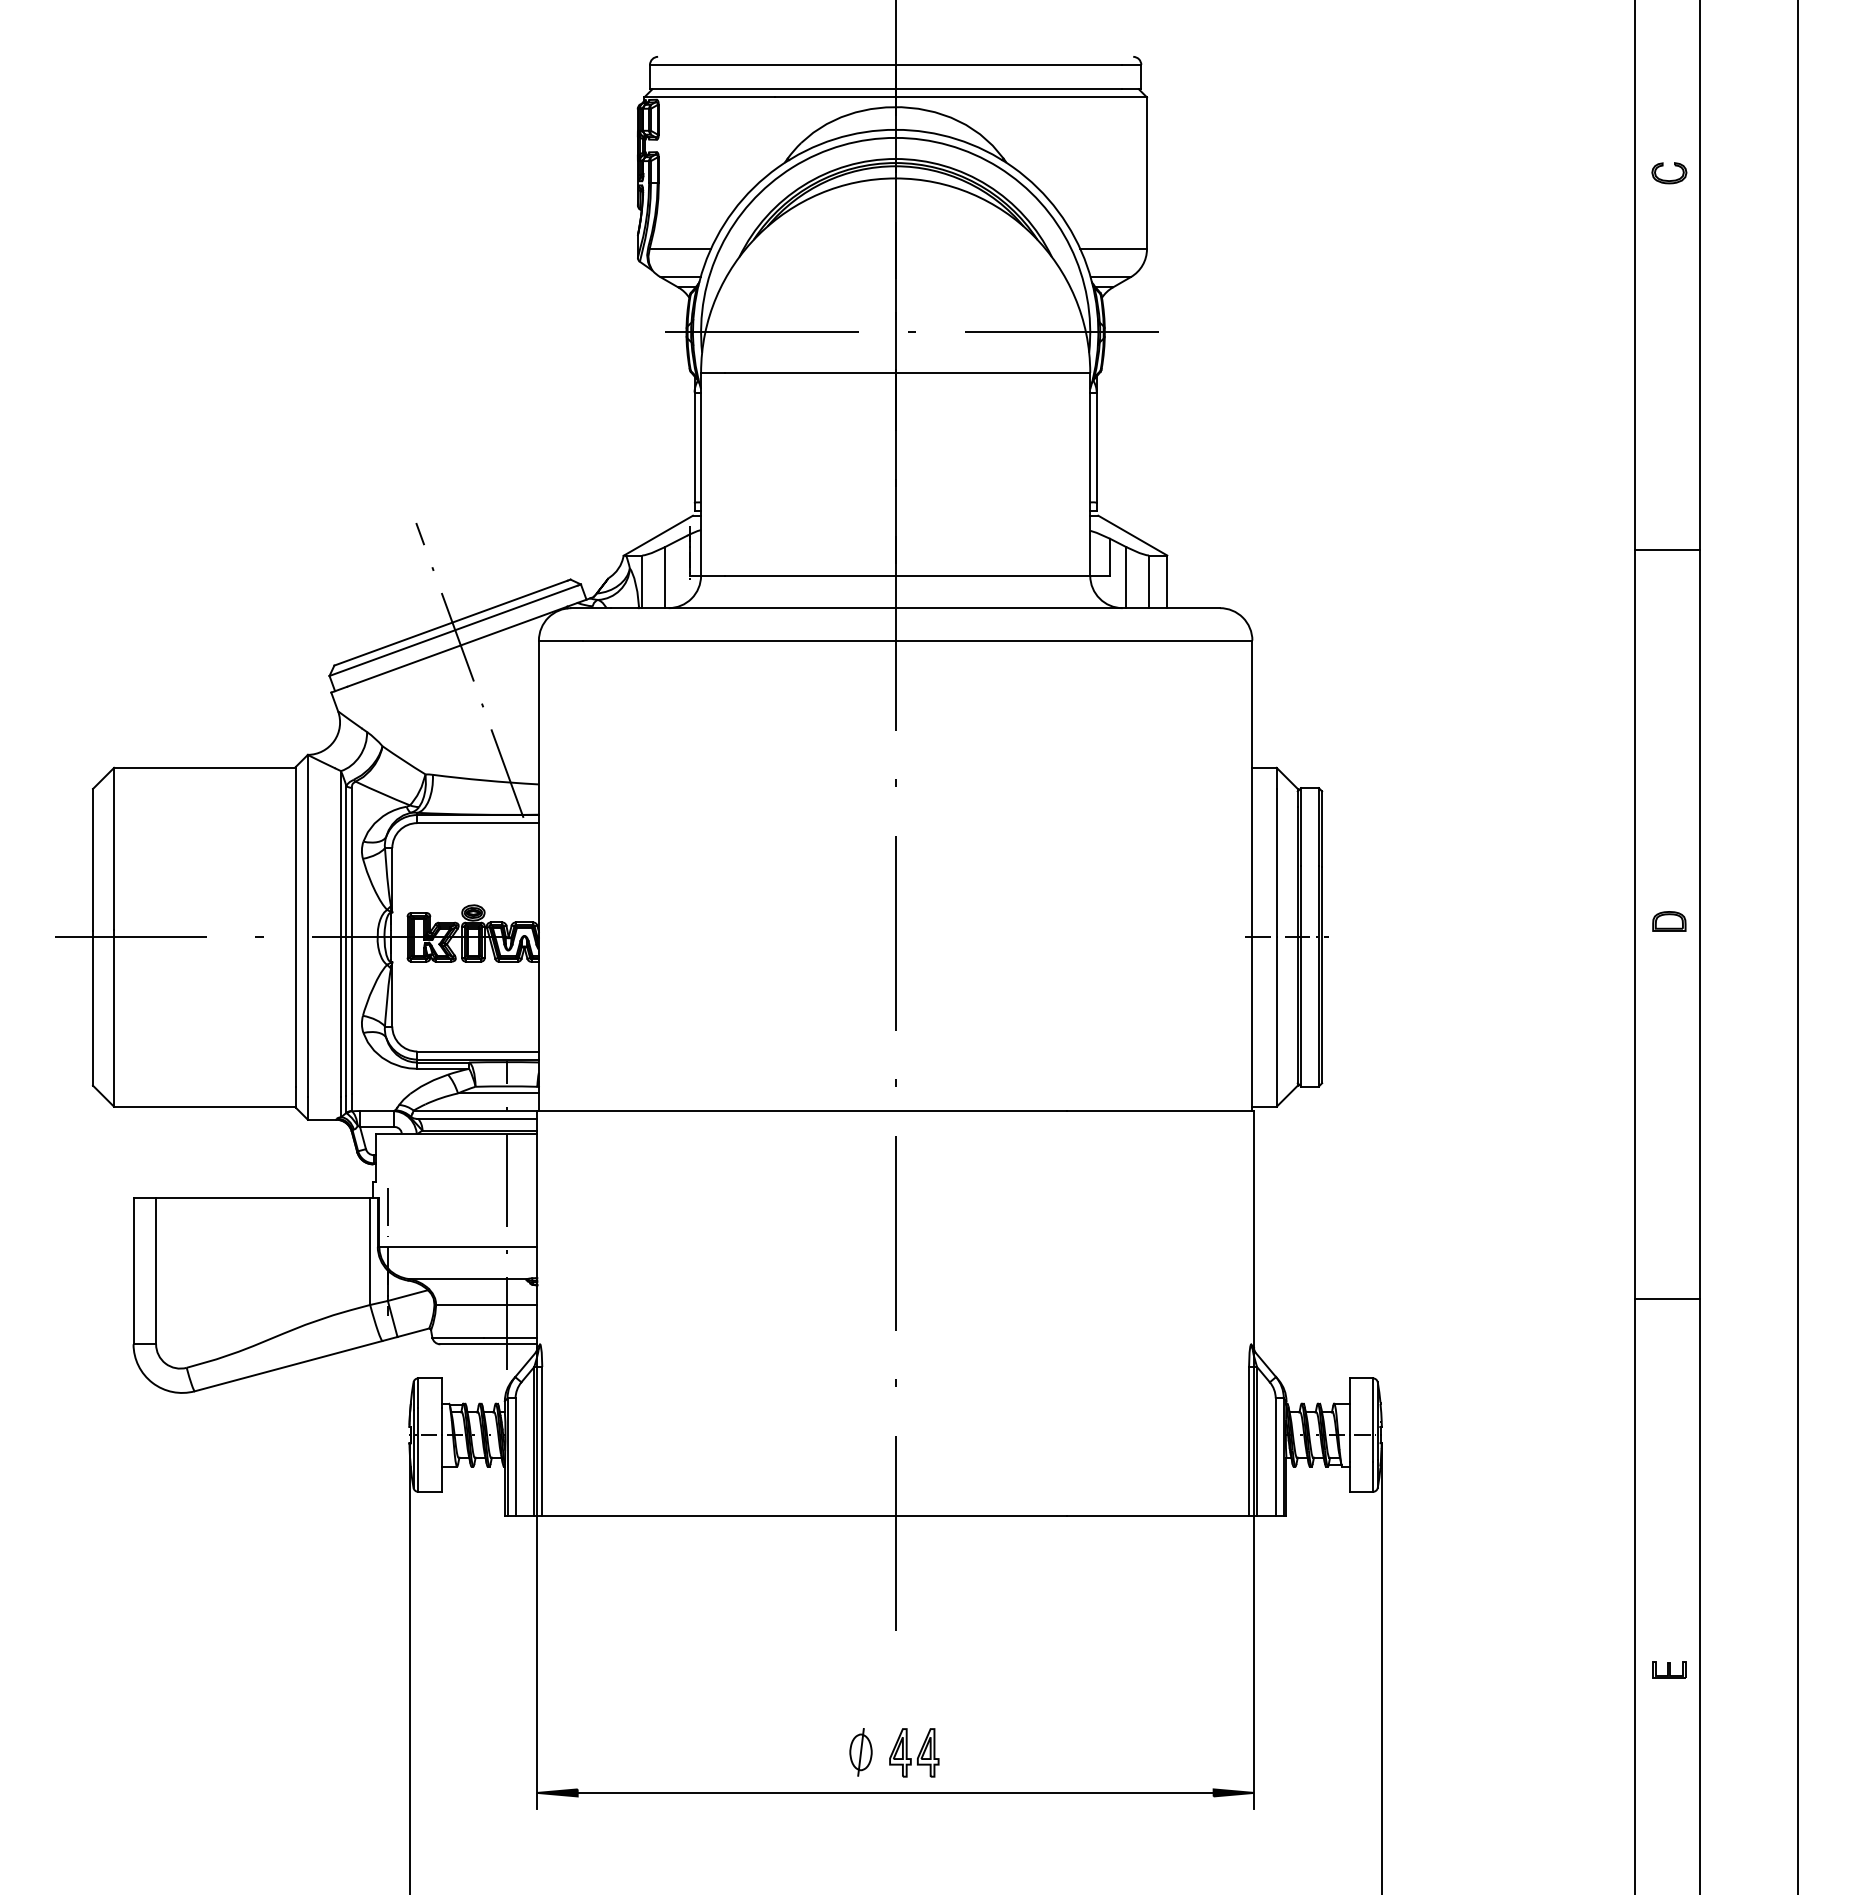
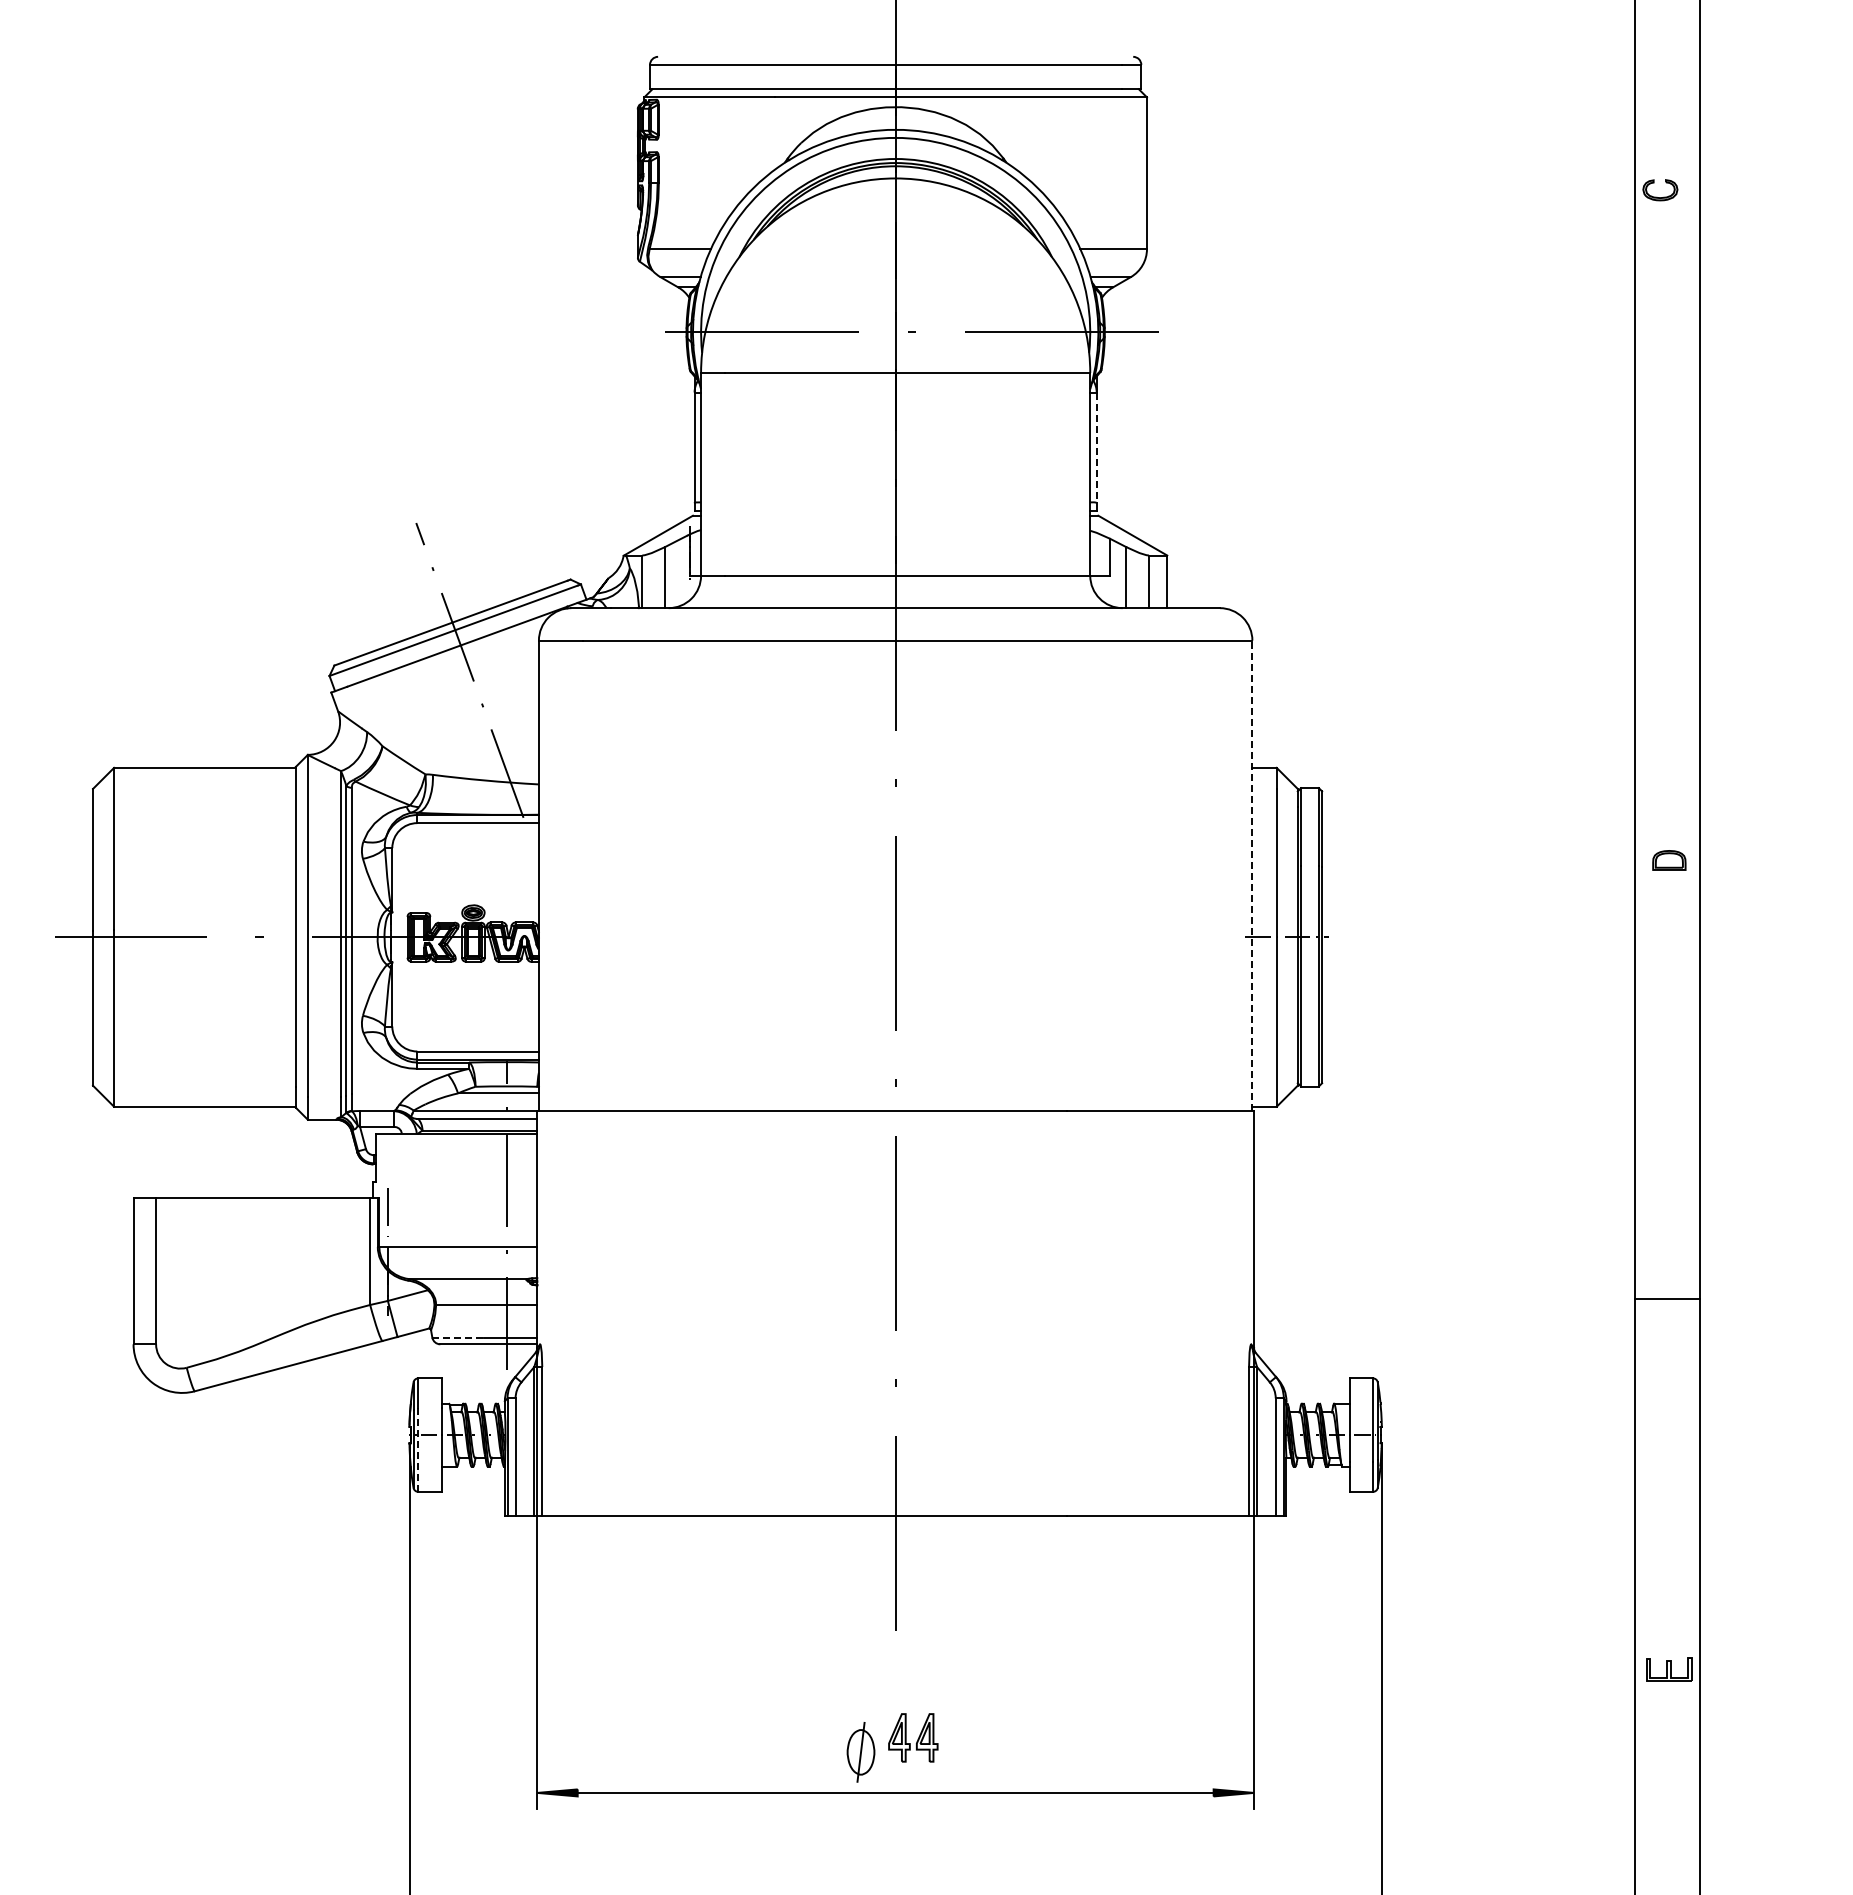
part position: (1672, 179) -> (1663, 196) (1663, 196)
line: solid -> dashed (1096, 448)
line: present -> none (1667, 550)
line: solid -> dashed (1252, 875)
part position: (1669, 921) -> (1669, 860) (1669, 860)
line: present -> none (1797, 946)
line: solid -> dashed (457, 1337)
line: solid -> dashed (418, 1449)
part size: 35x18 px -> 47x25 px (1669, 1669)
part size: 24x49 px -> 30x61 px (860, 1752)
part position: (914, 1752) -> (913, 1737) (913, 1737)
